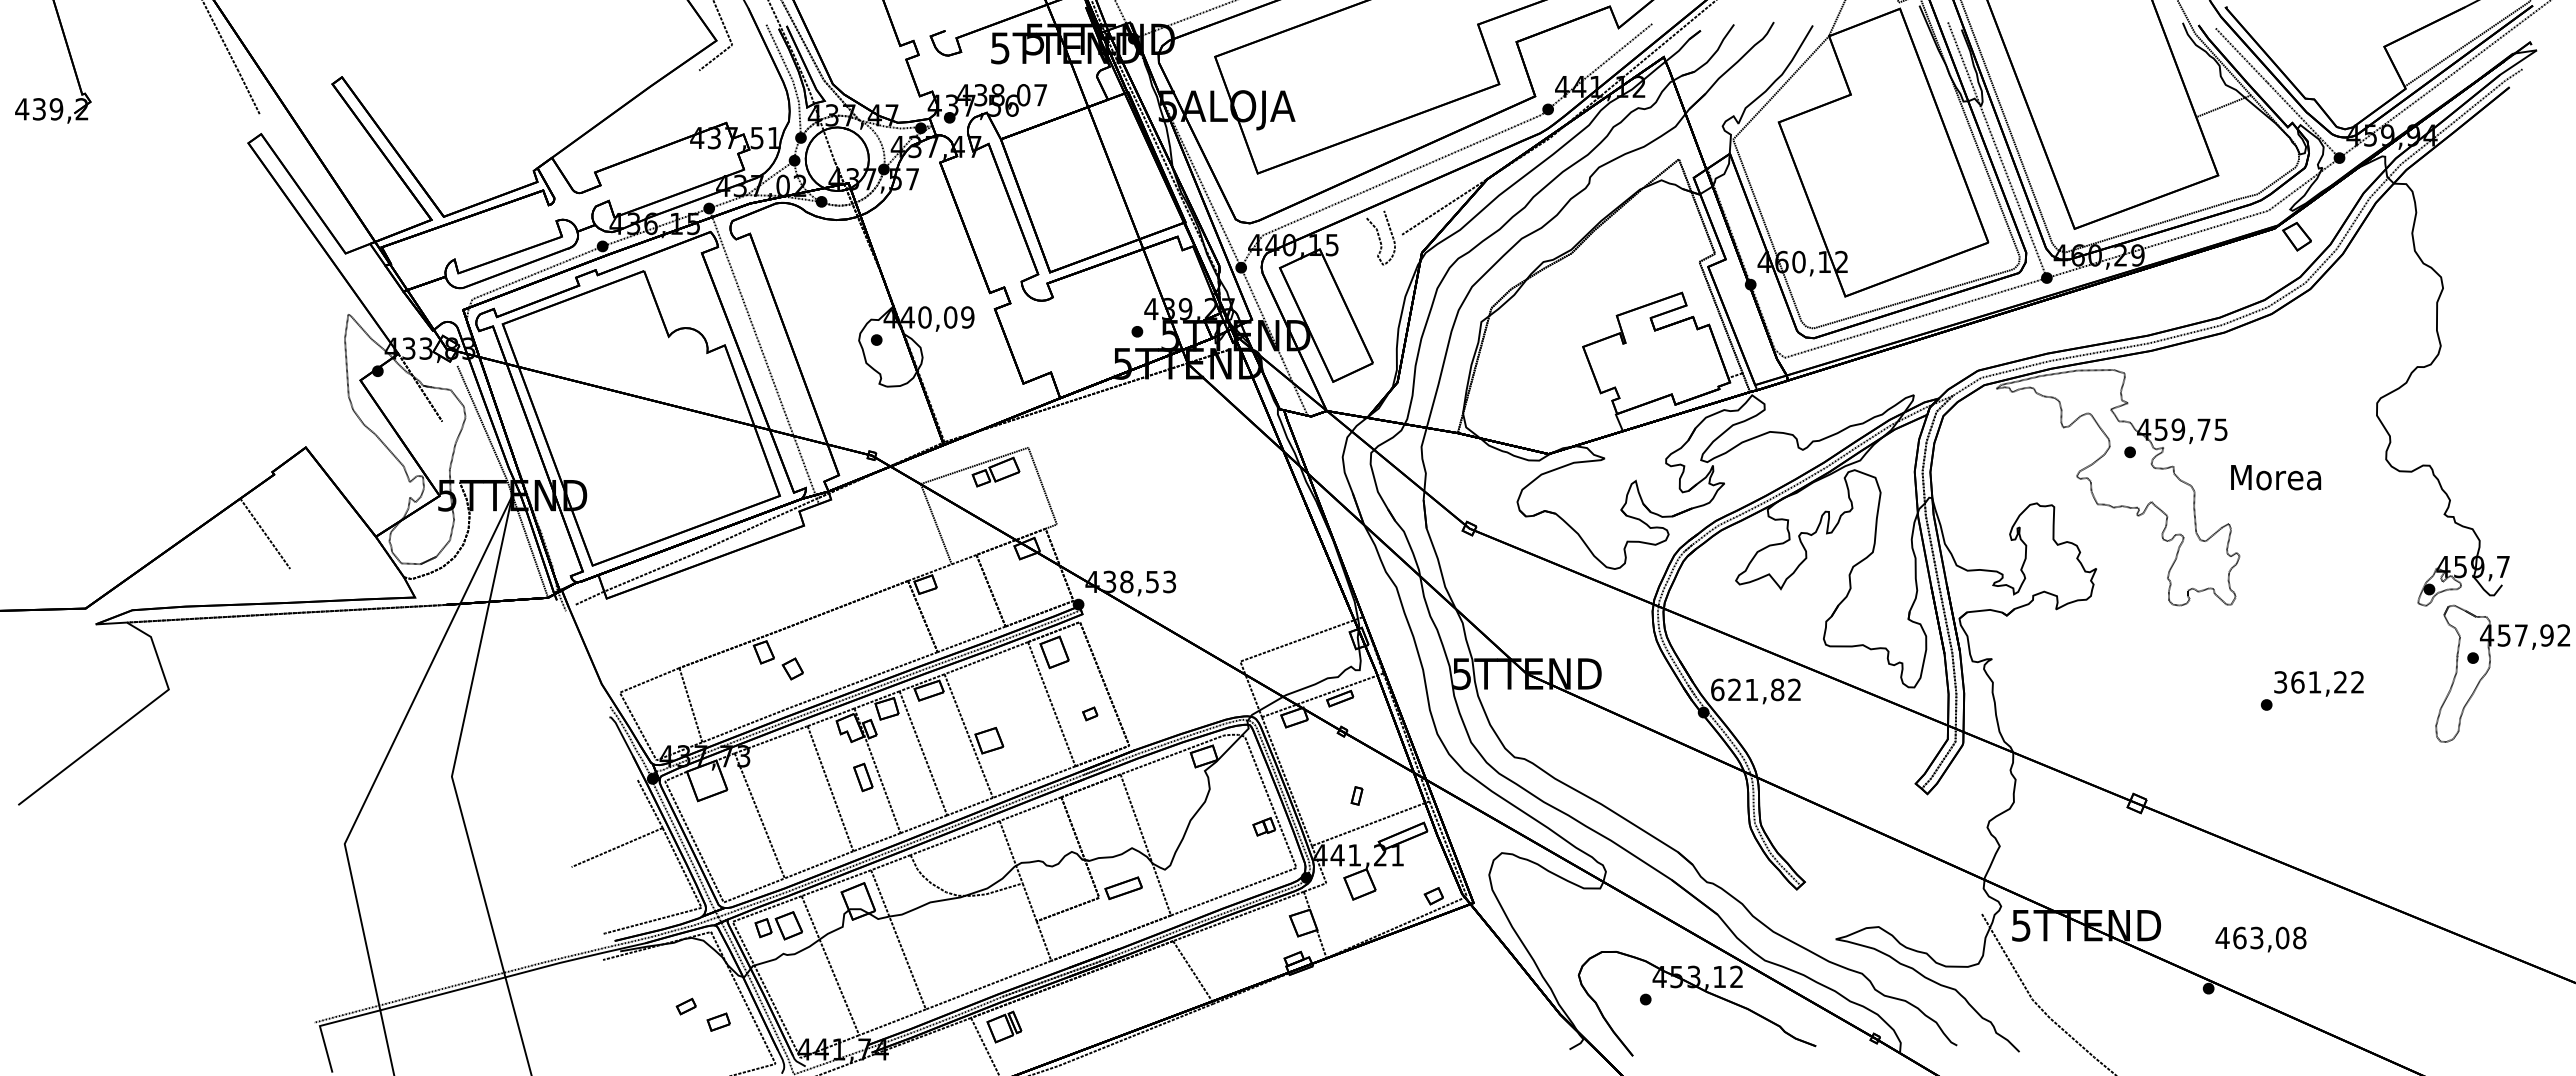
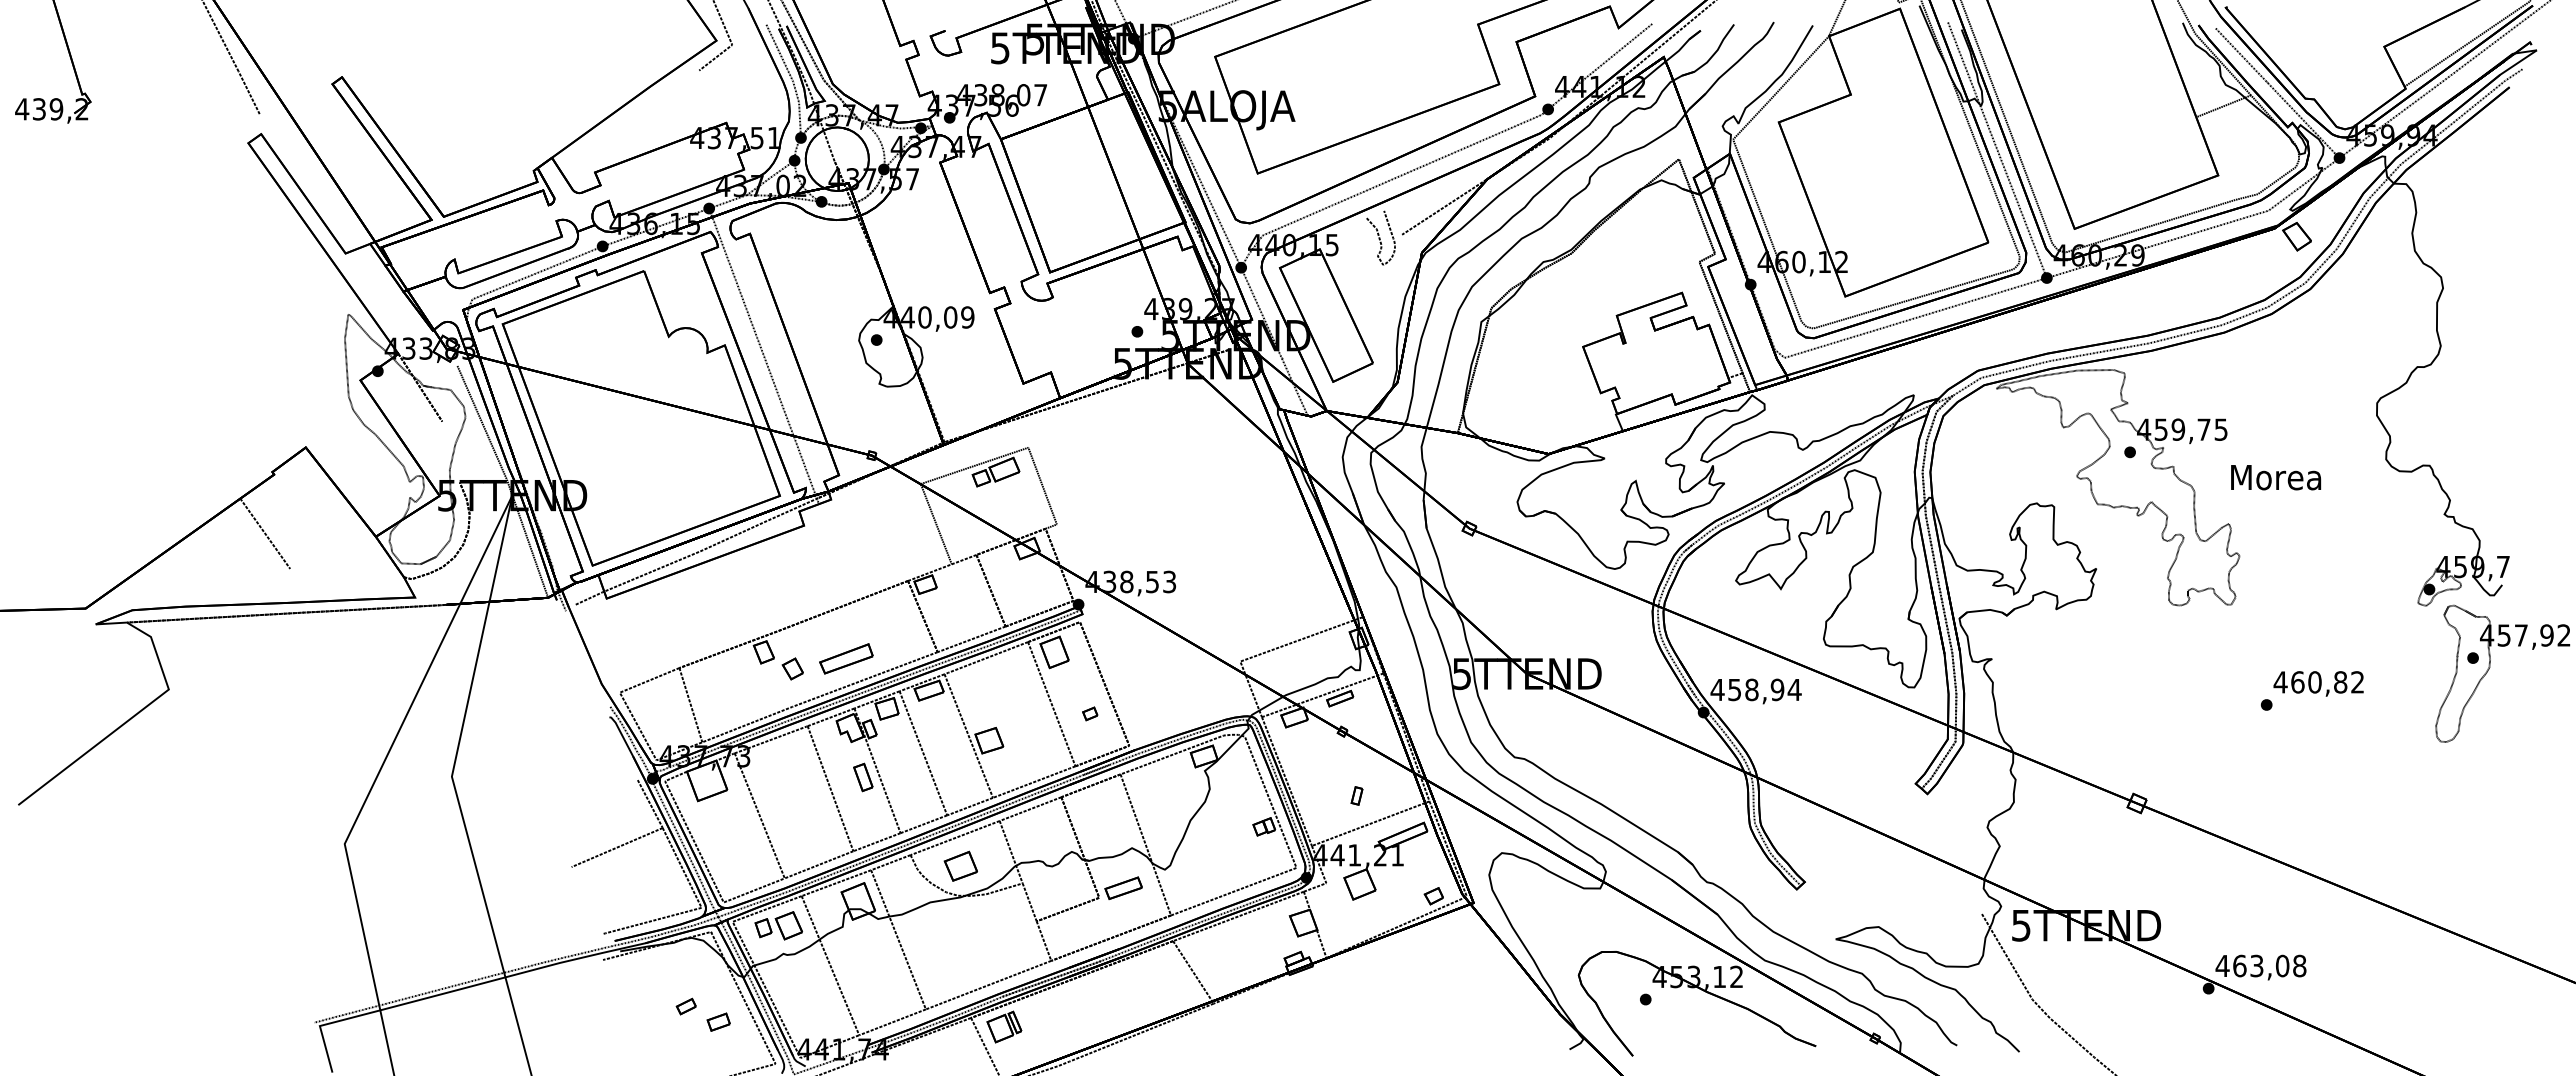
part: none -> present (846, 658)
text: 361,22 -> 460,82 (2310, 682)
text: 621,82 -> 458,94 (1755, 689)
part: none -> present (960, 865)
text position: (2260, 939) -> (2260, 967) (2260, 967)
